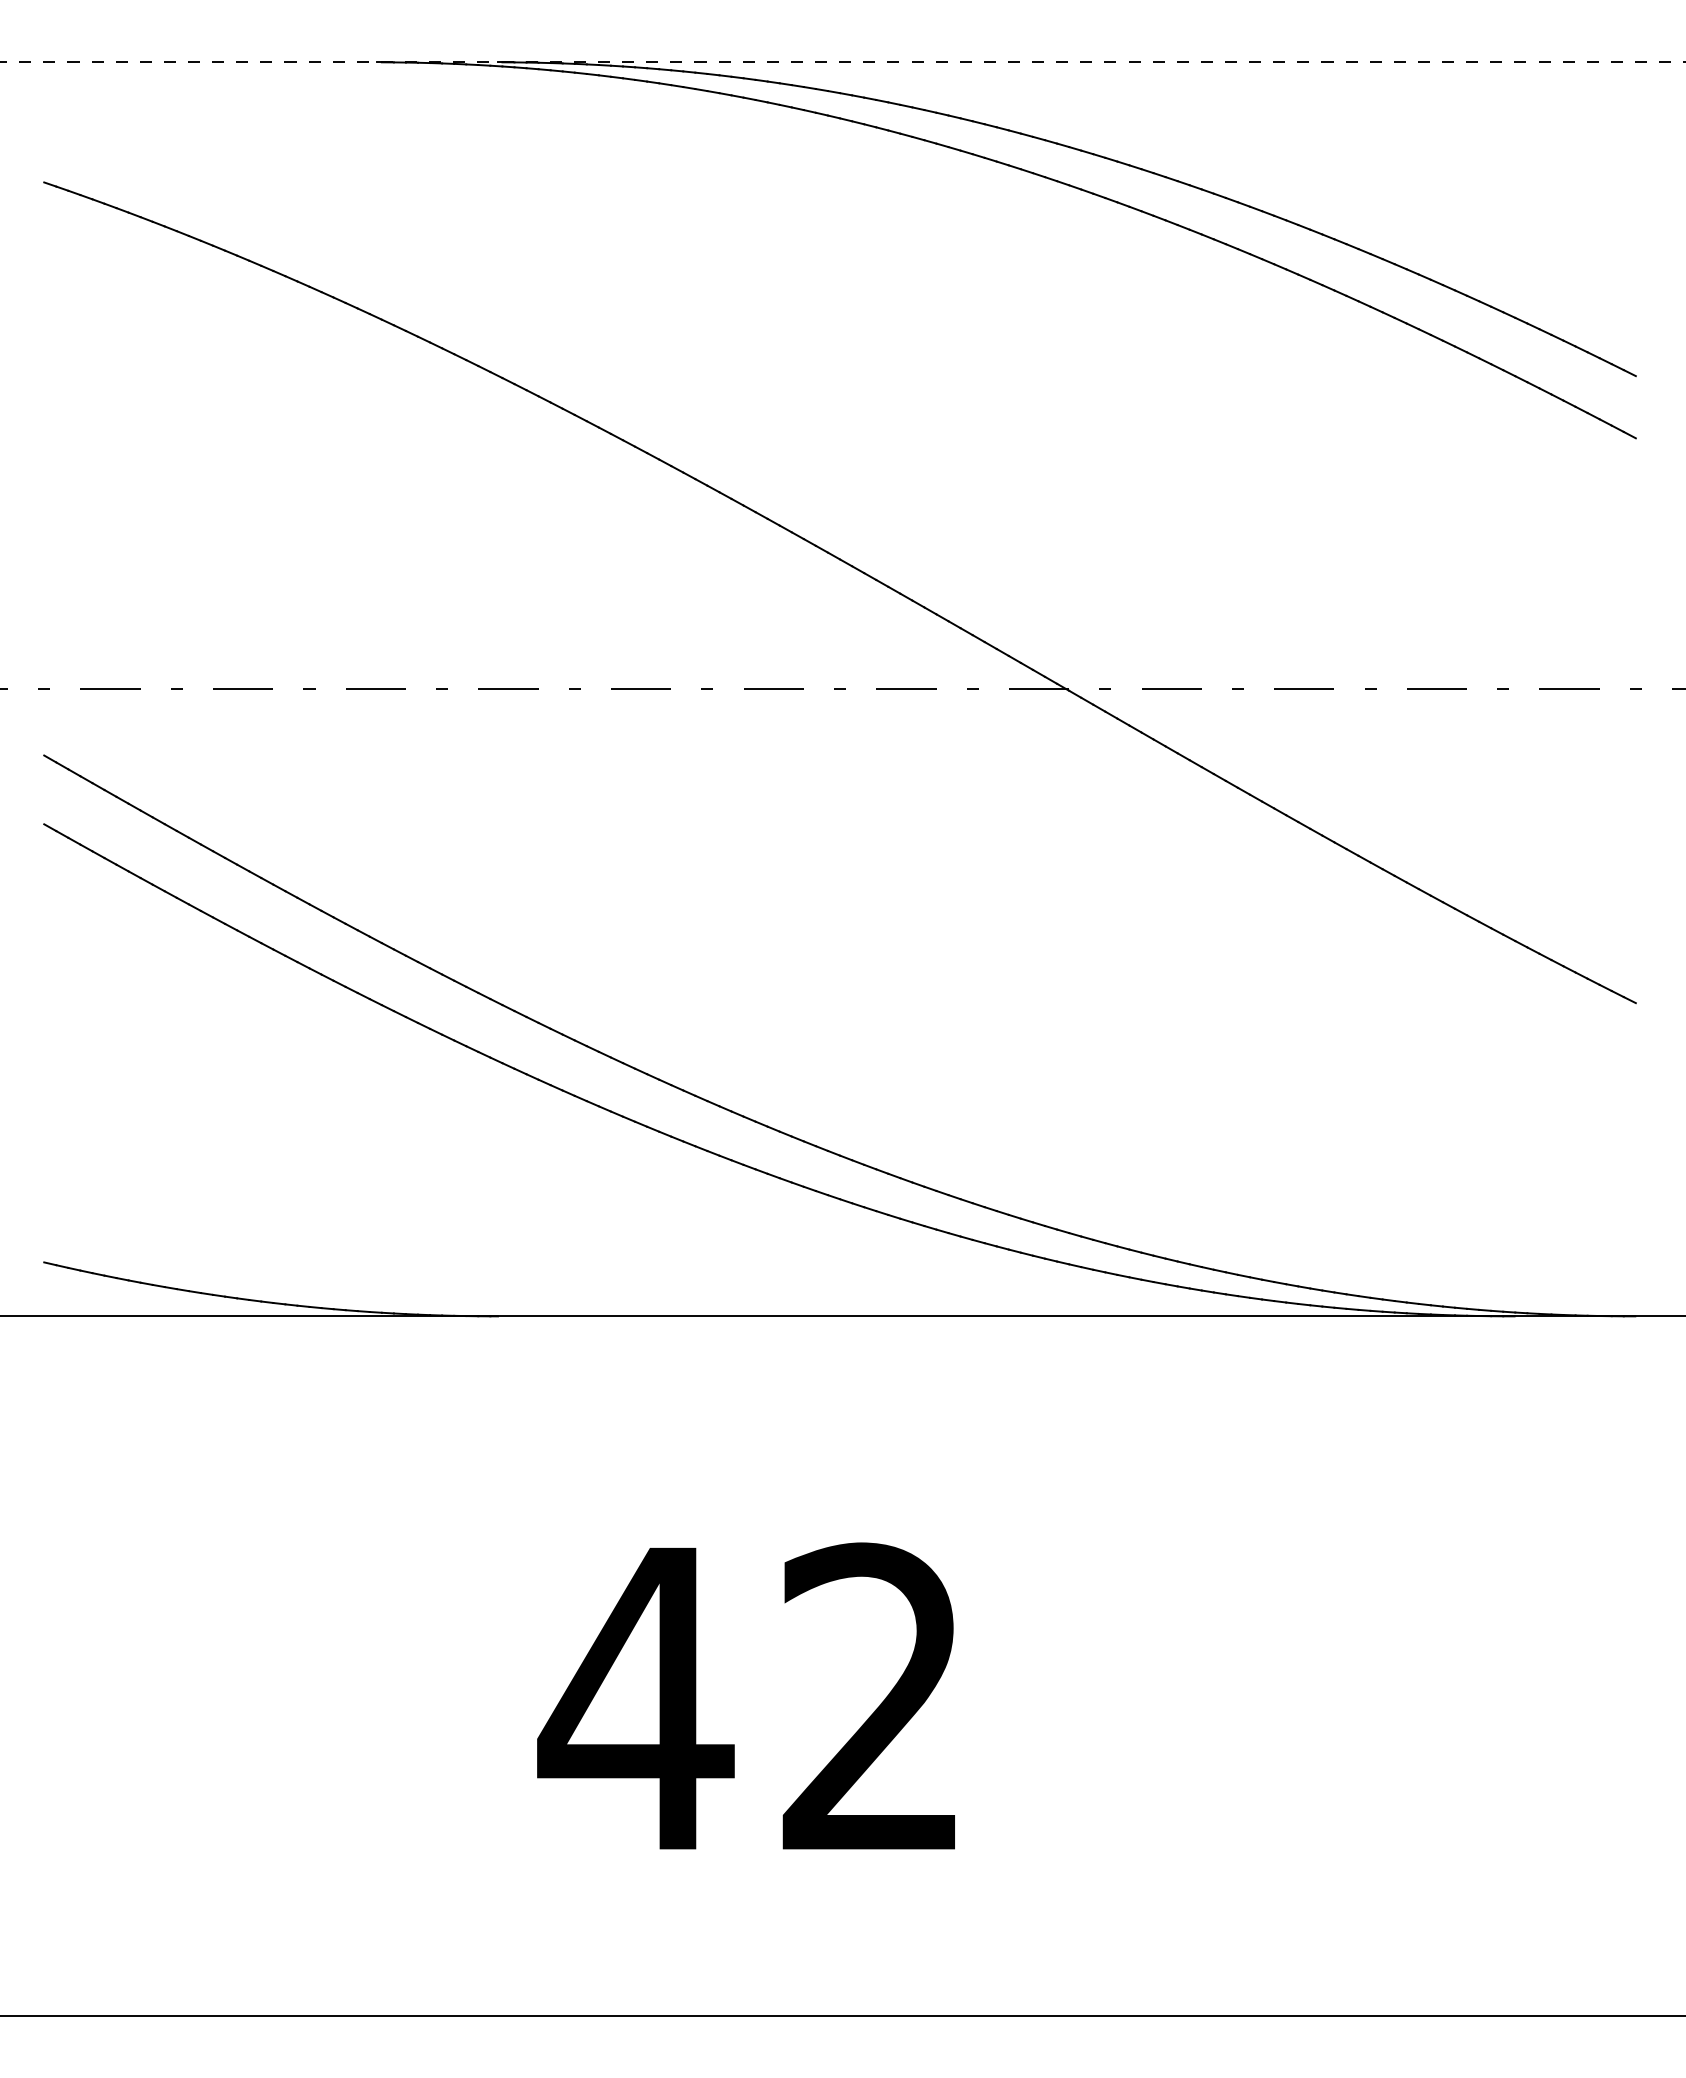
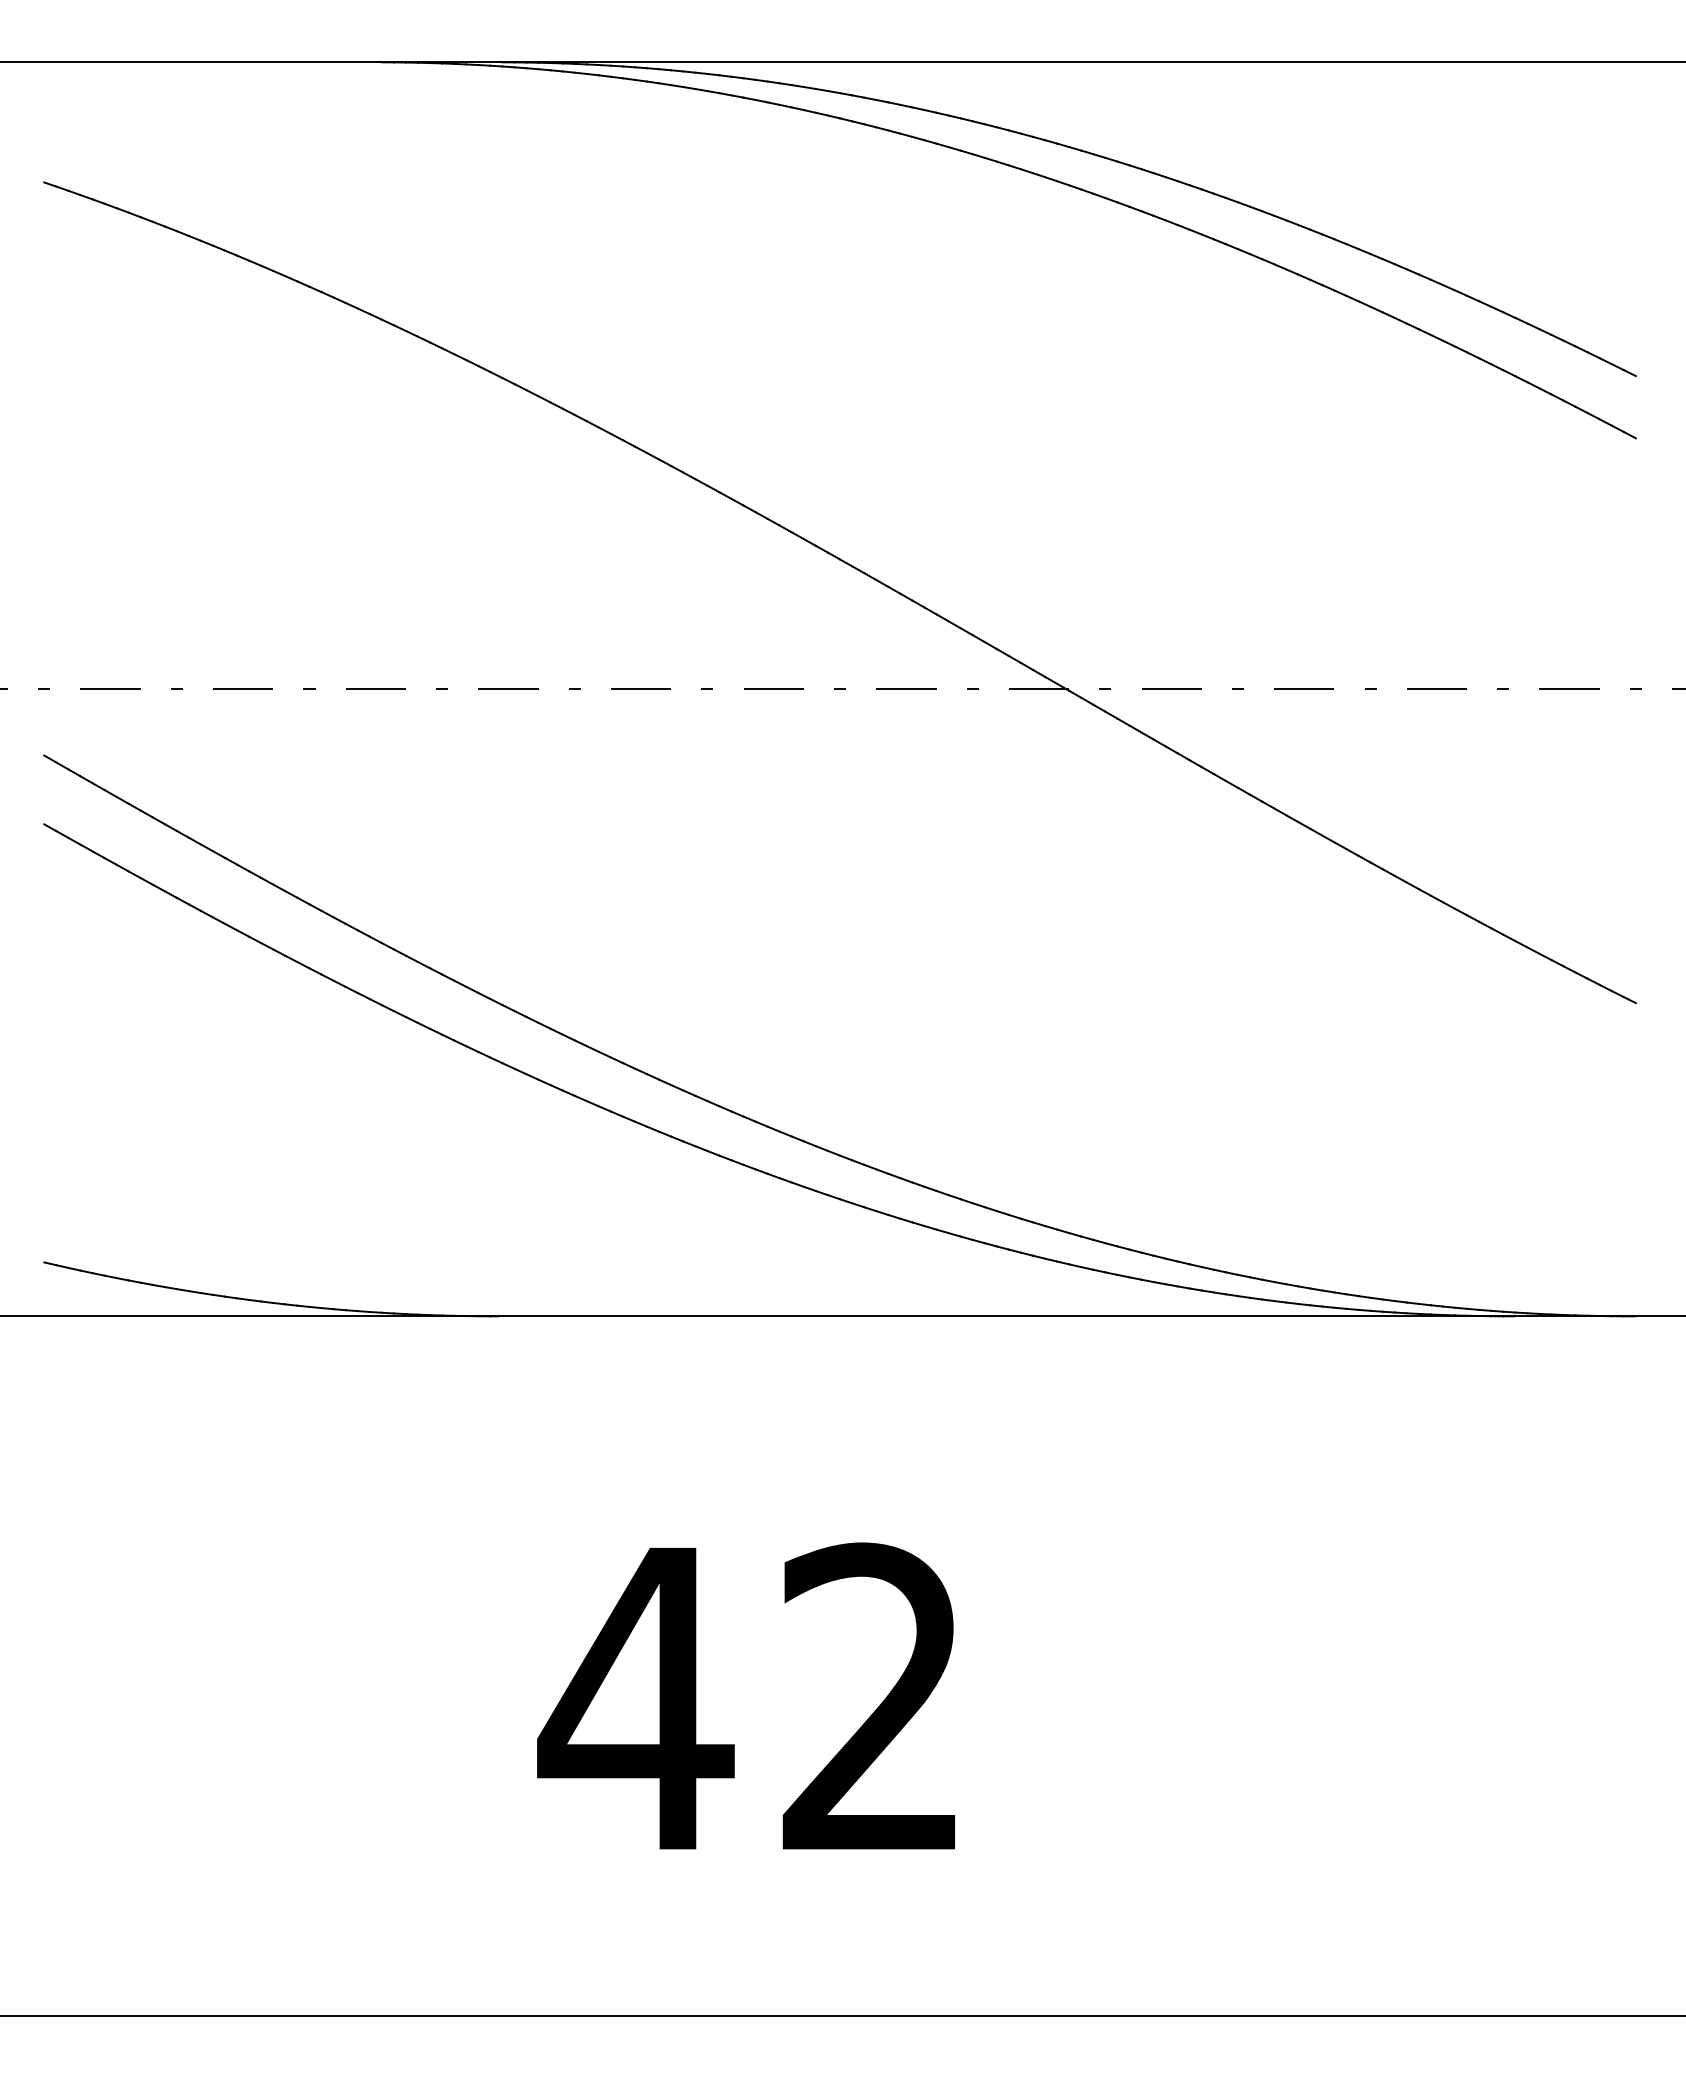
line: dashed -> solid (843, 62)
